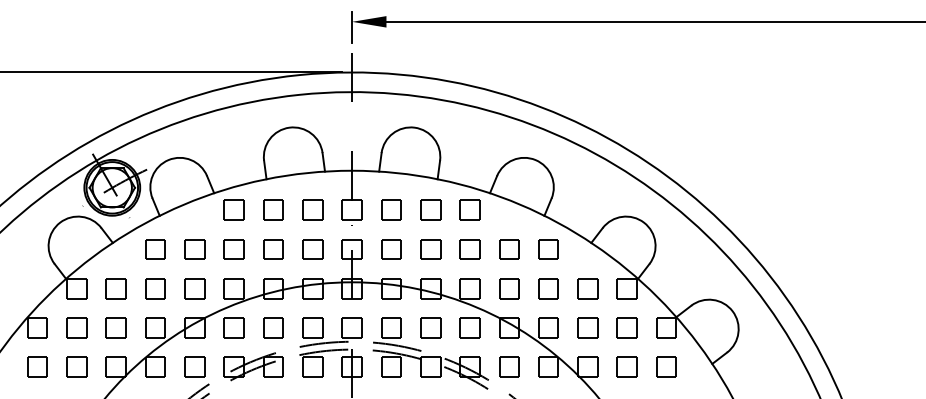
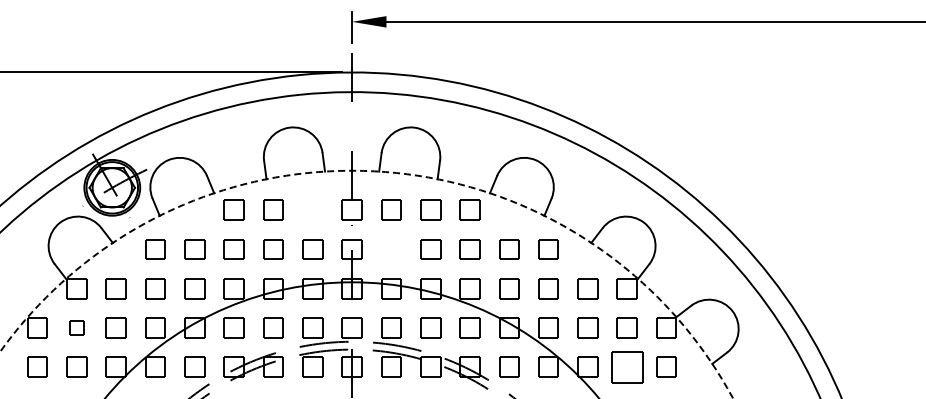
part: present -> none (312, 209)
part: present -> none (391, 249)
circle: solid -> dashed (366, 284)
part size: 22x22 px -> 16x16 px (76, 327)
part size: 22x22 px -> 33x33 px (627, 367)
